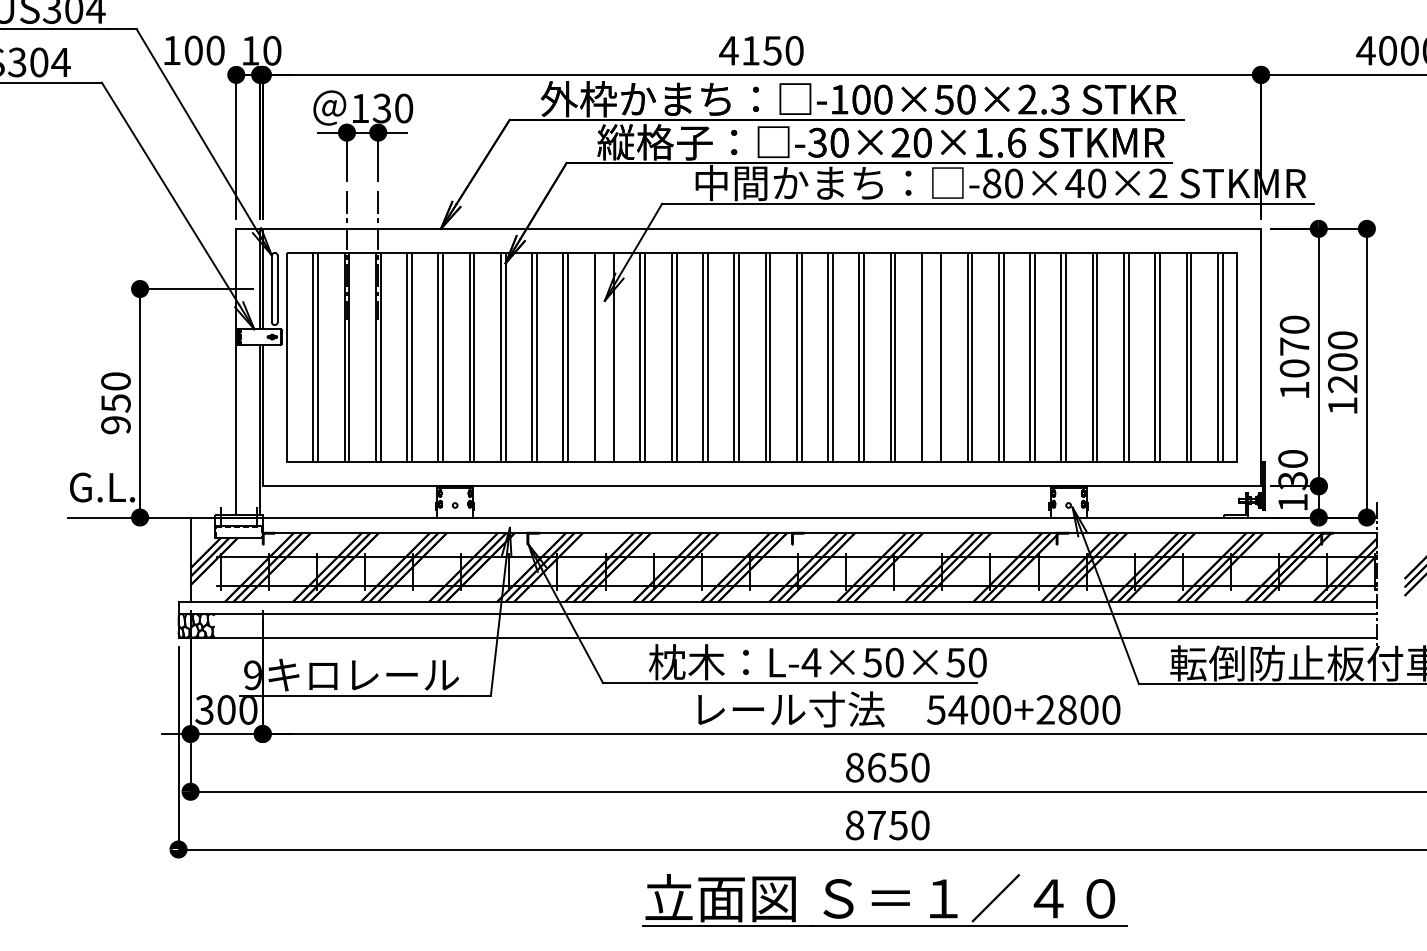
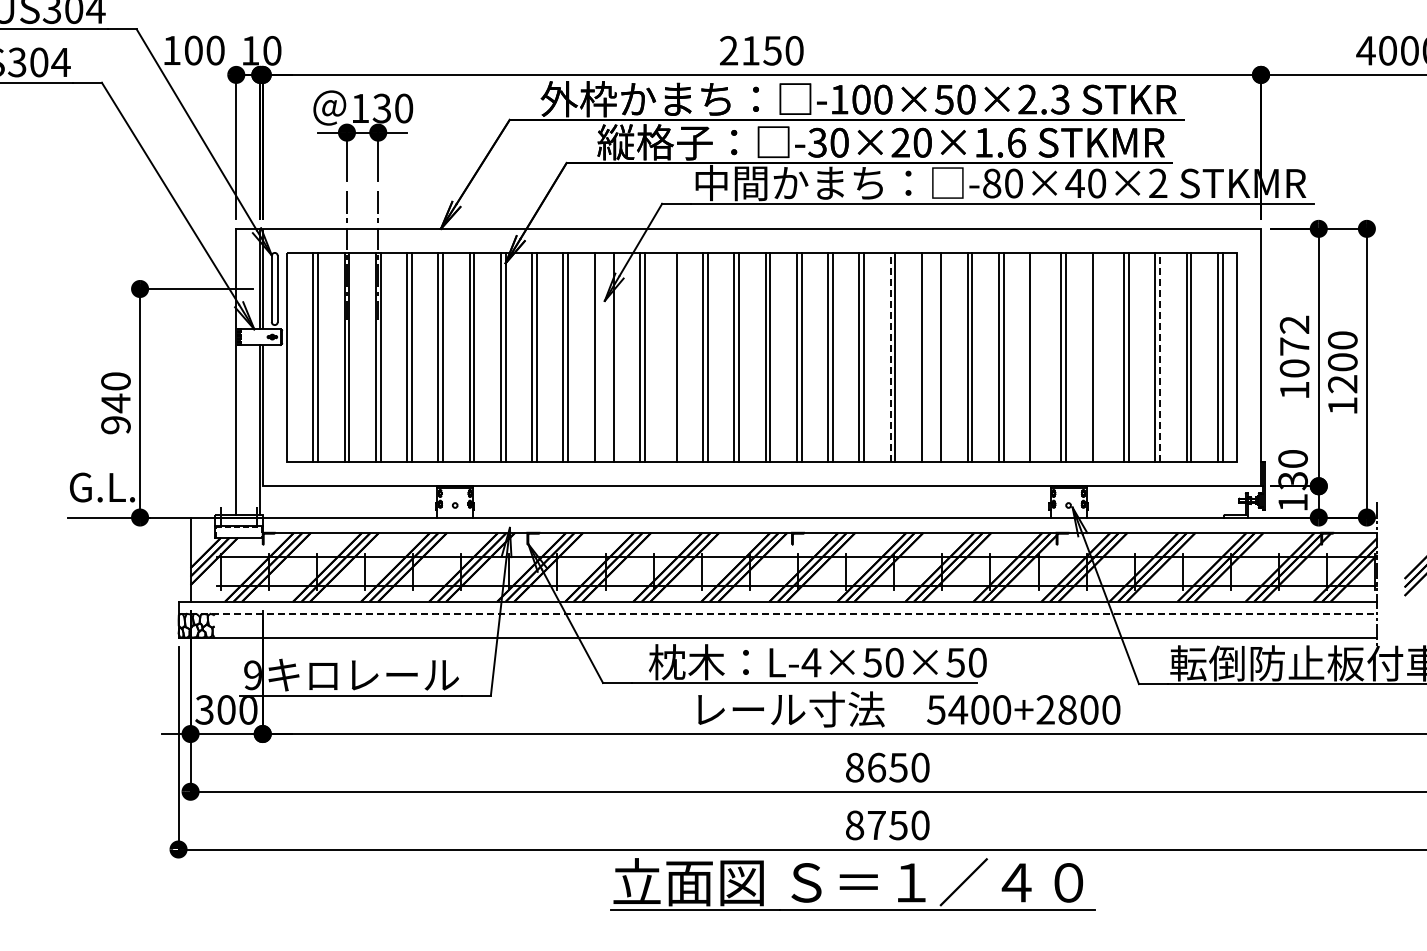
text: 4150 -> 2150 (728, 50)
text: 1070 -> 1072 (1294, 324)
line: present -> none (671, 357)
line: solid -> dashed (890, 357)
line: present -> none (1034, 357)
line: present -> none (1097, 357)
line: solid -> dashed (1160, 357)
text: 950 -> 940 (115, 403)
line: solid -> dashed (778, 613)
part position: (884, 900) -> (852, 884) (852, 884)
